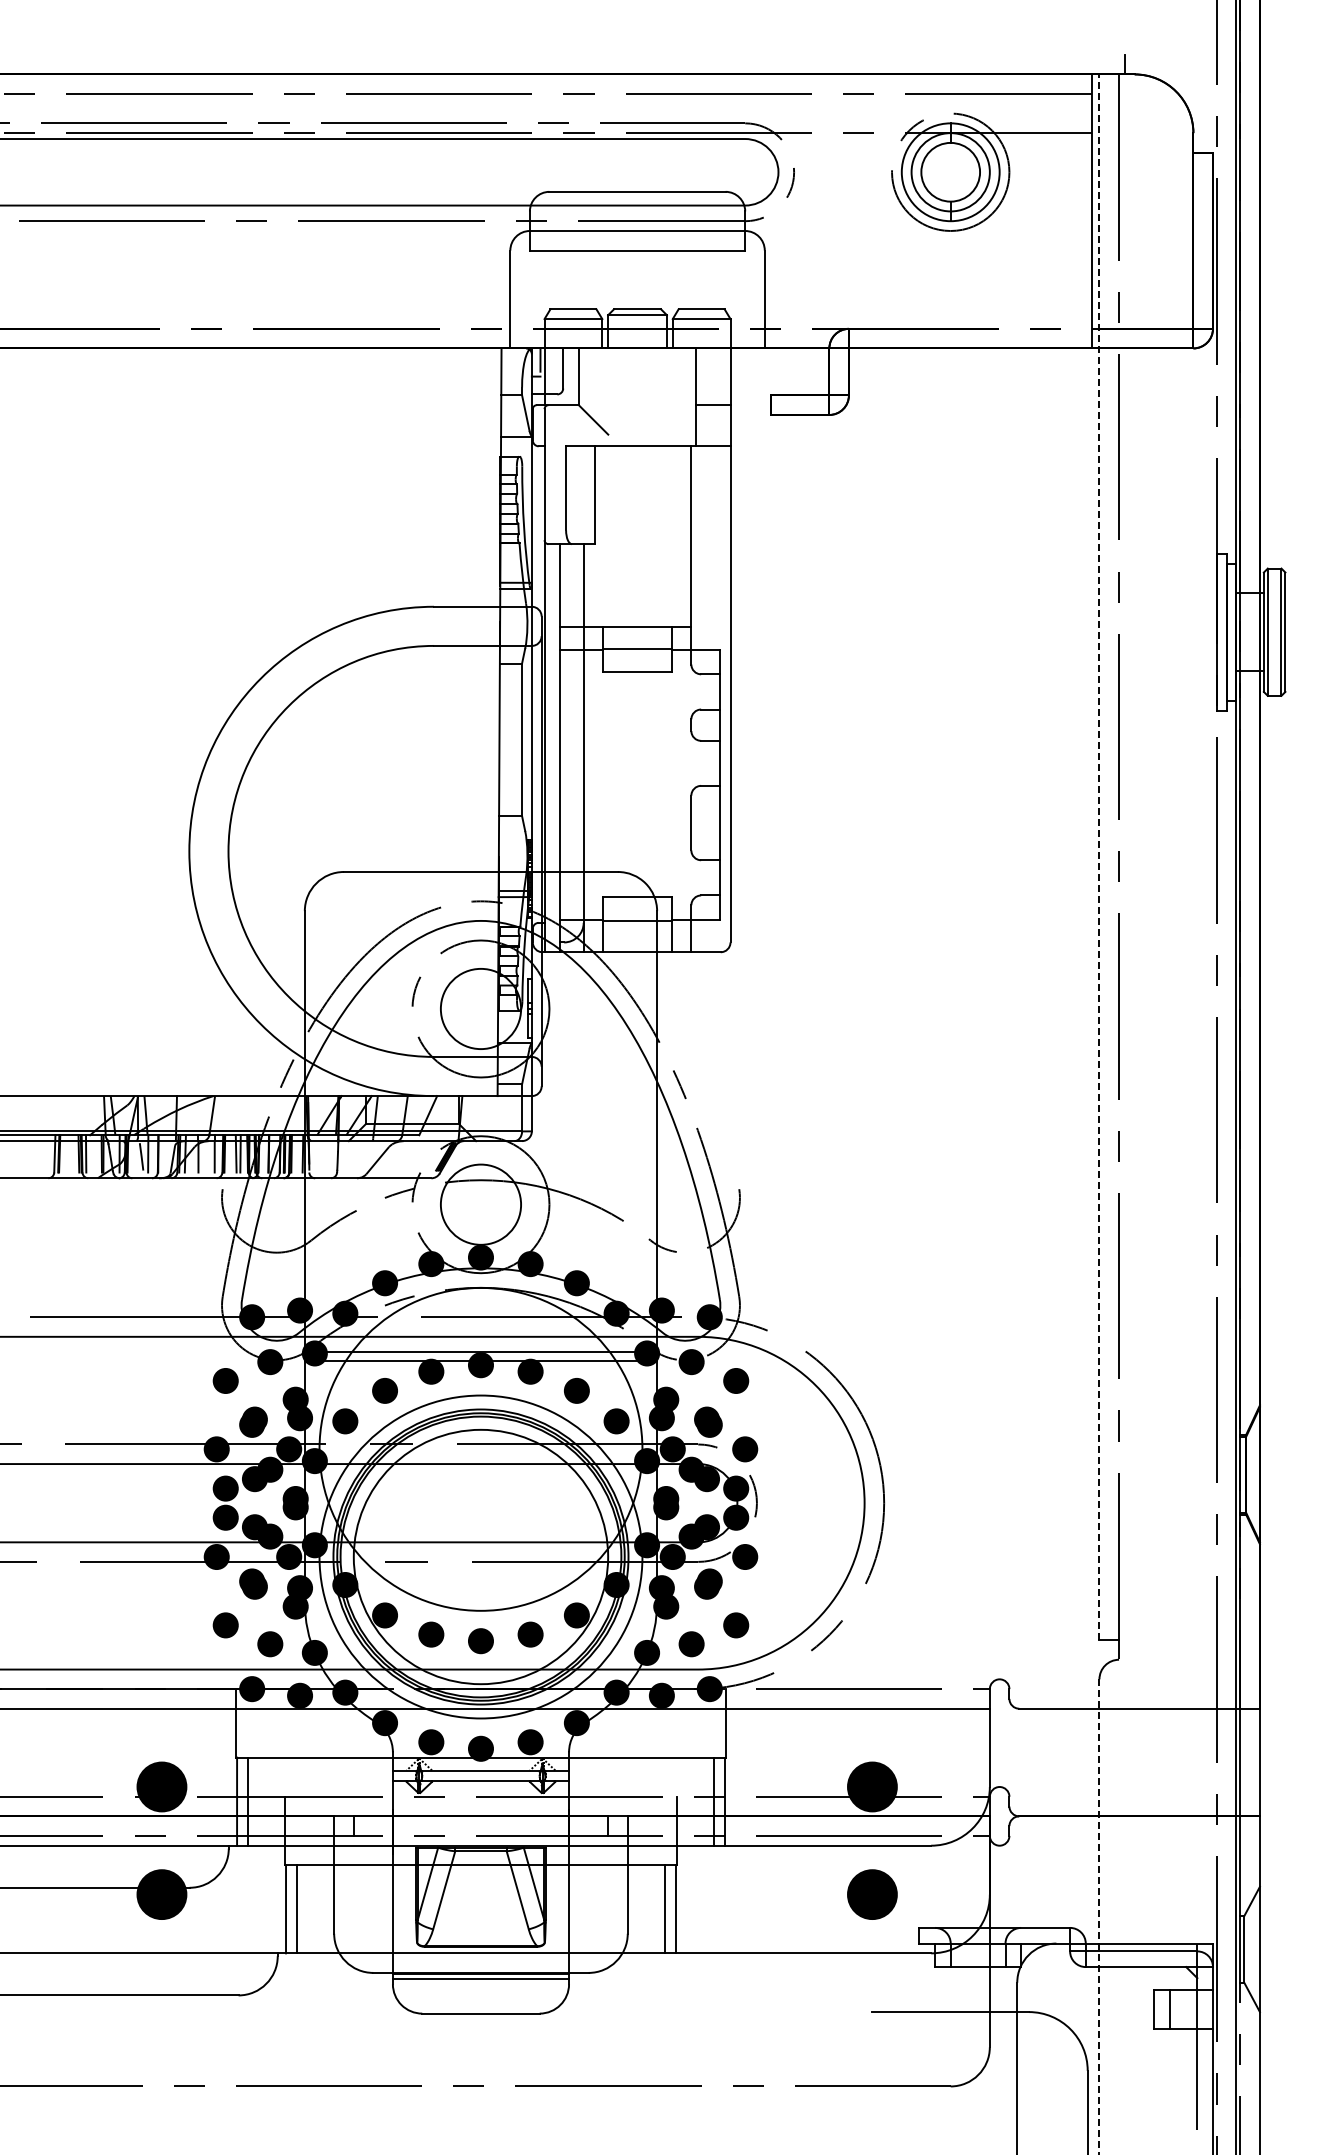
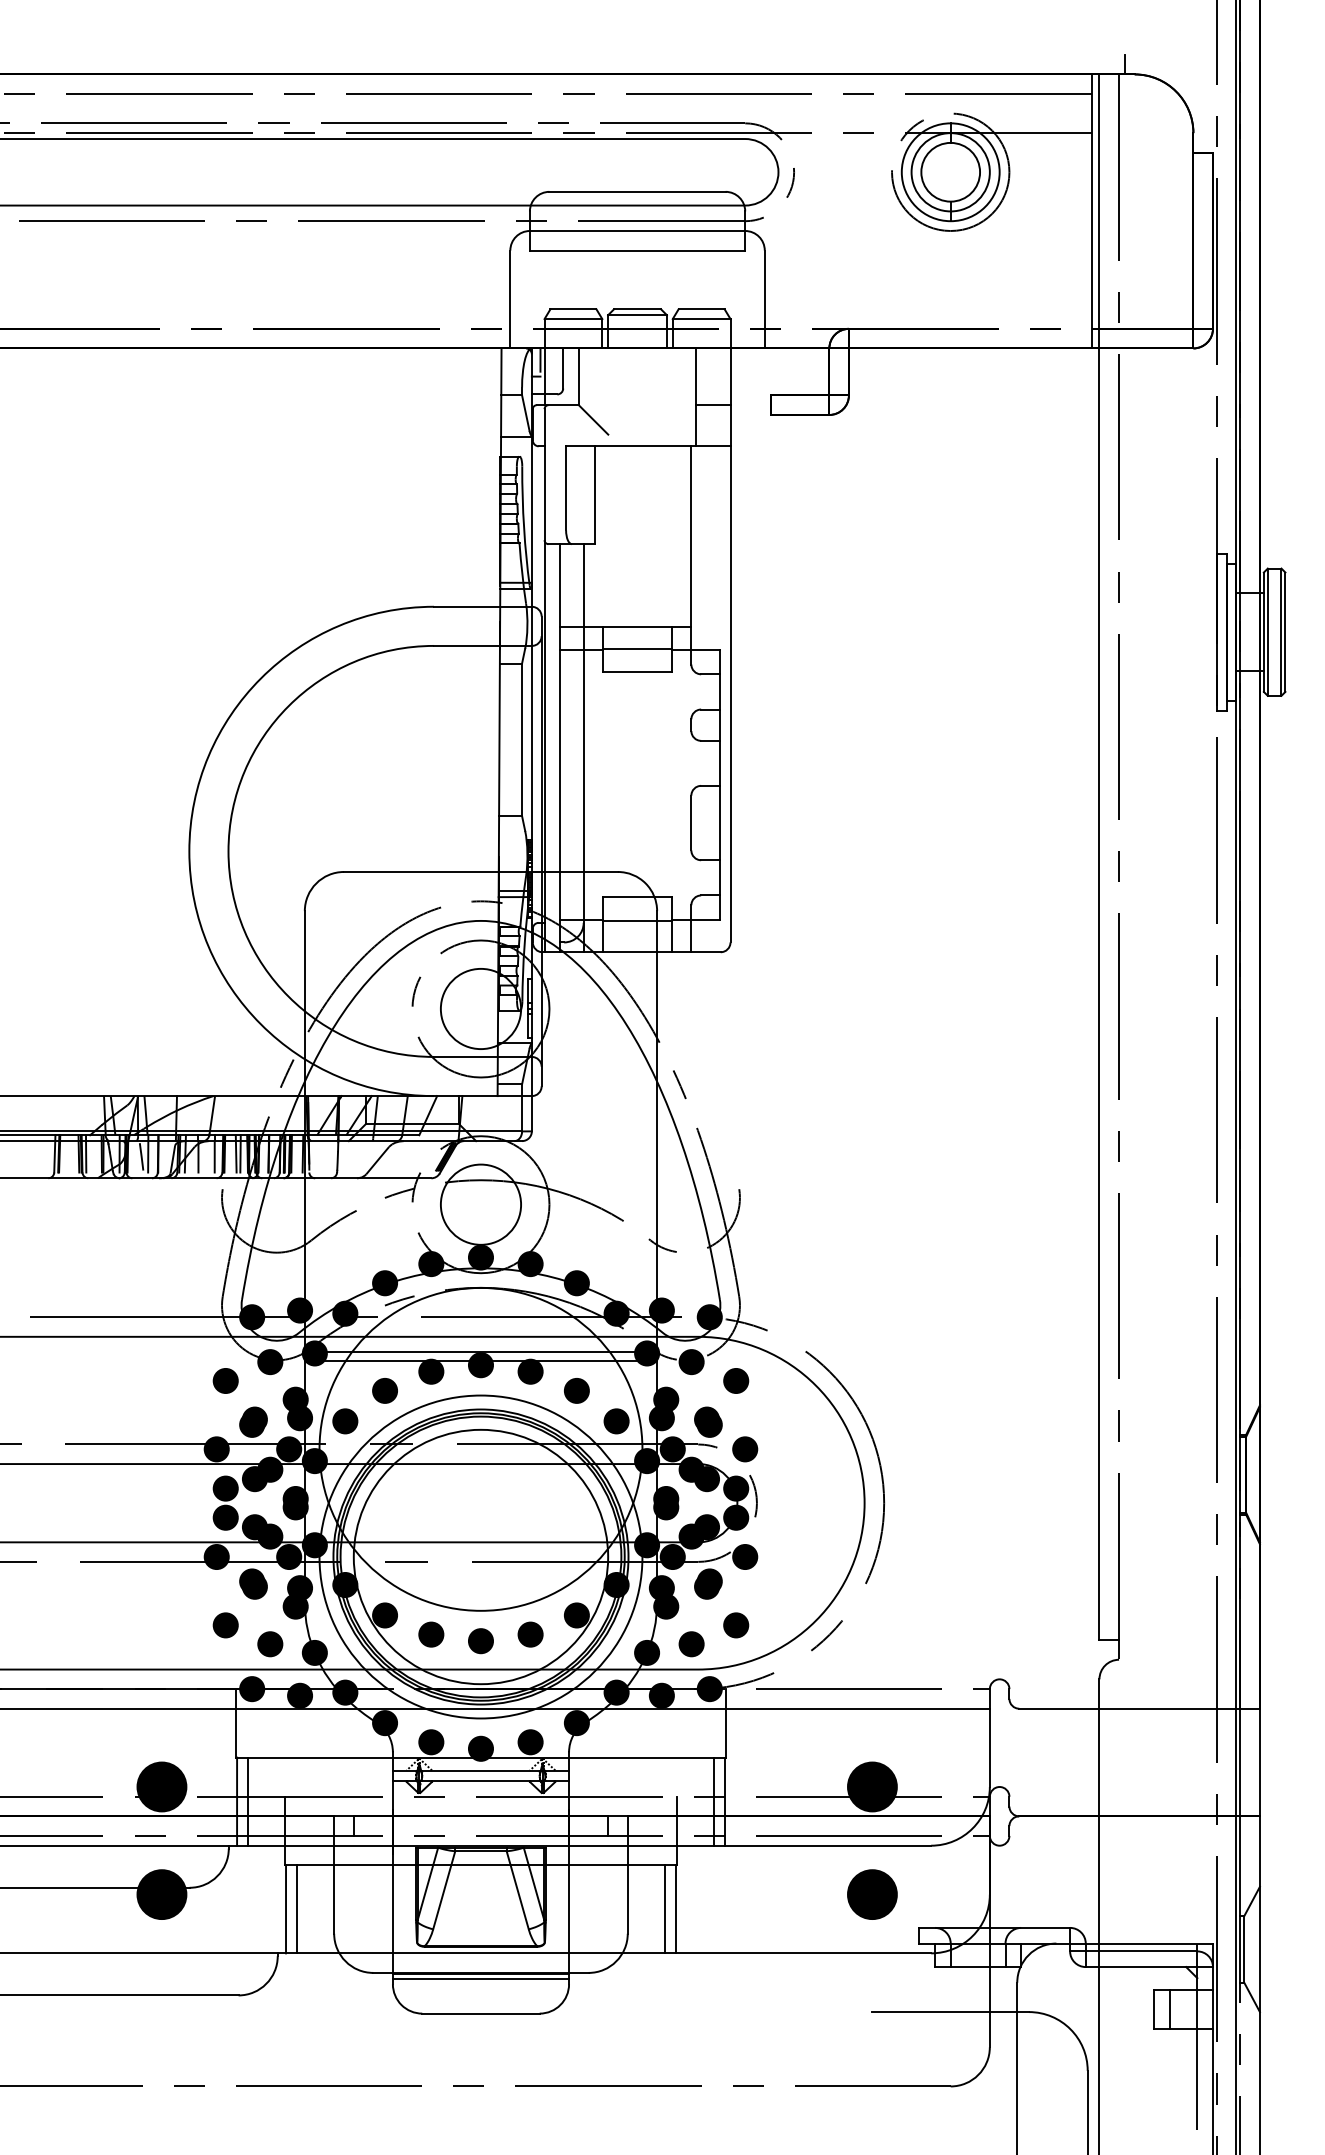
line: dashed -> solid (1099, 857)
line: dashed -> solid (1099, 1917)
